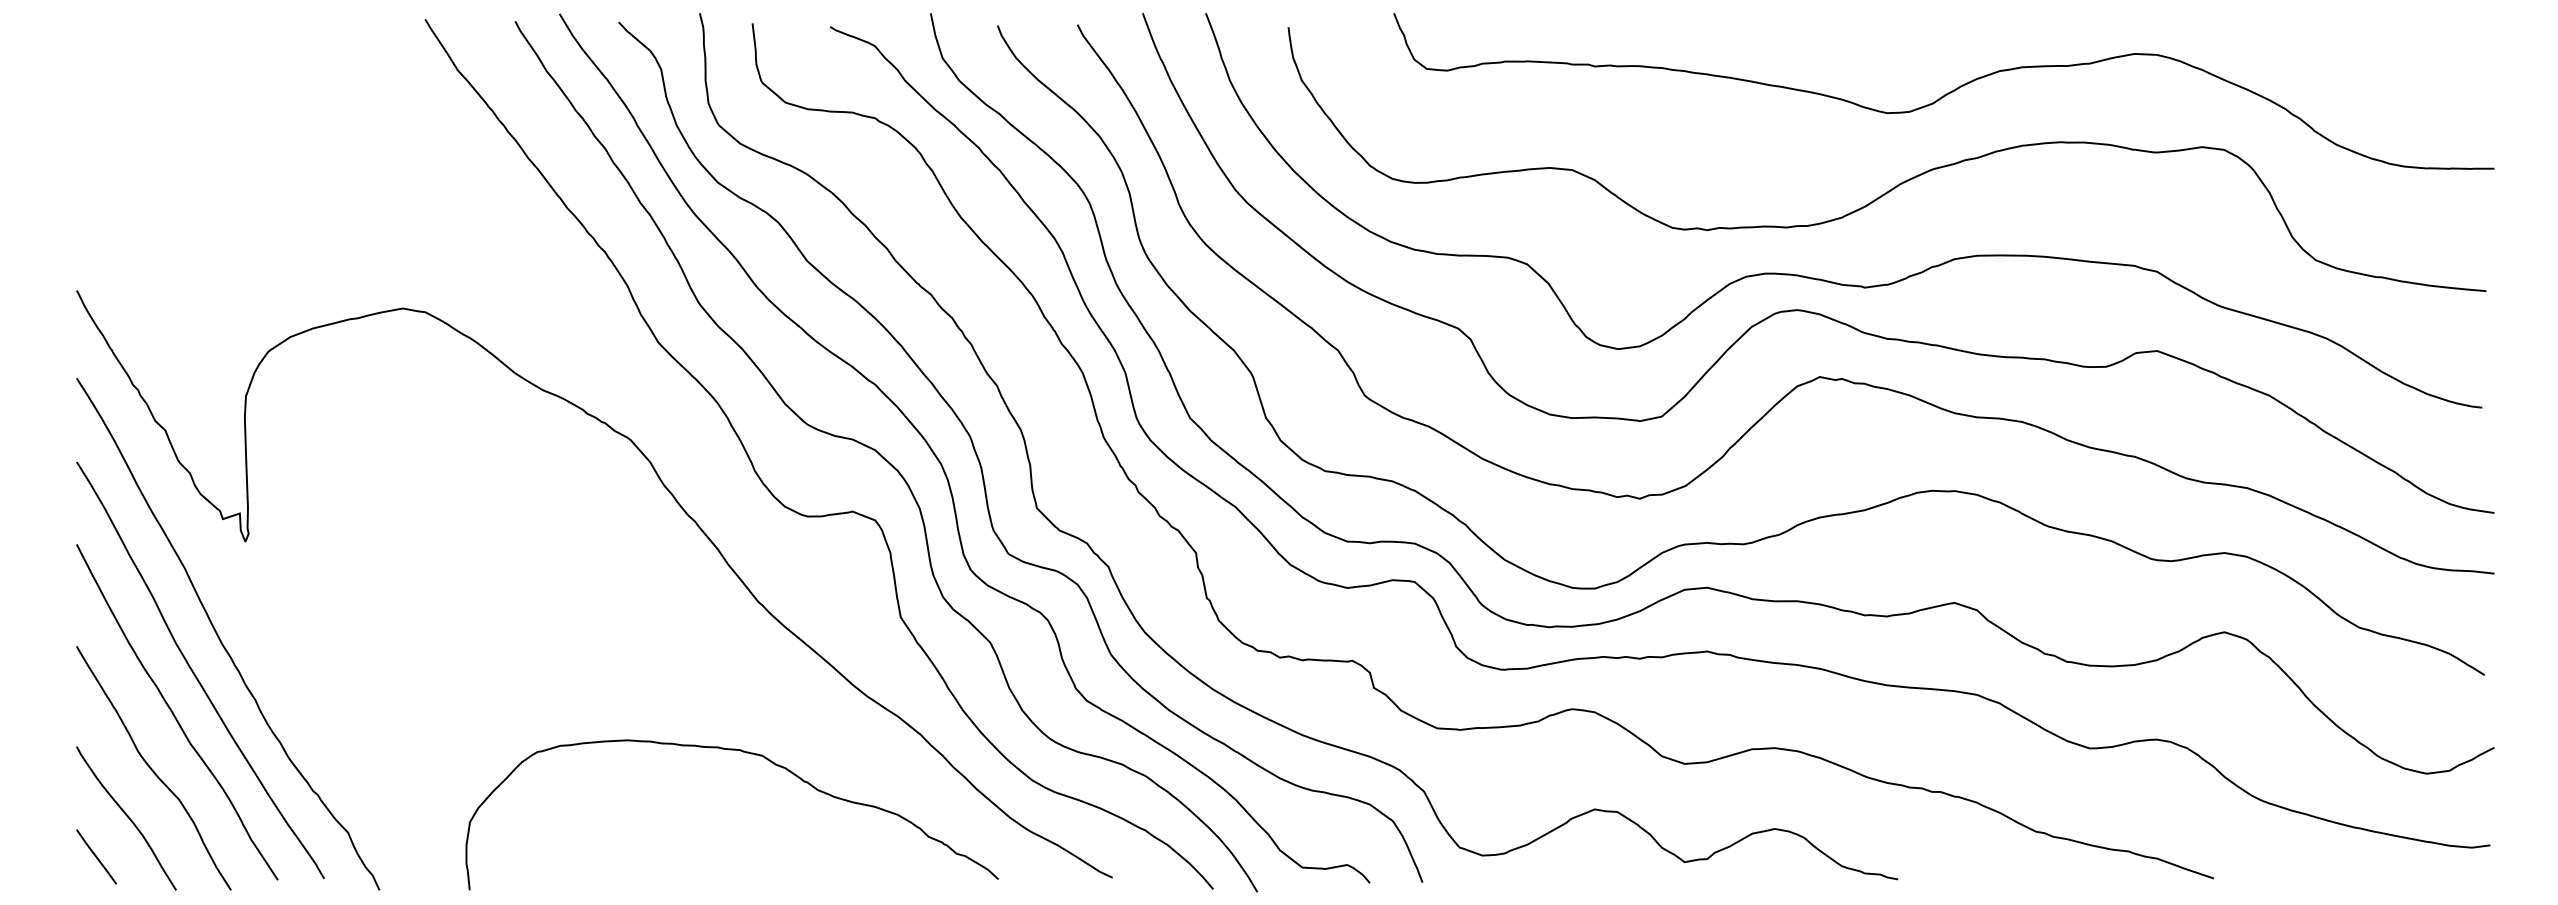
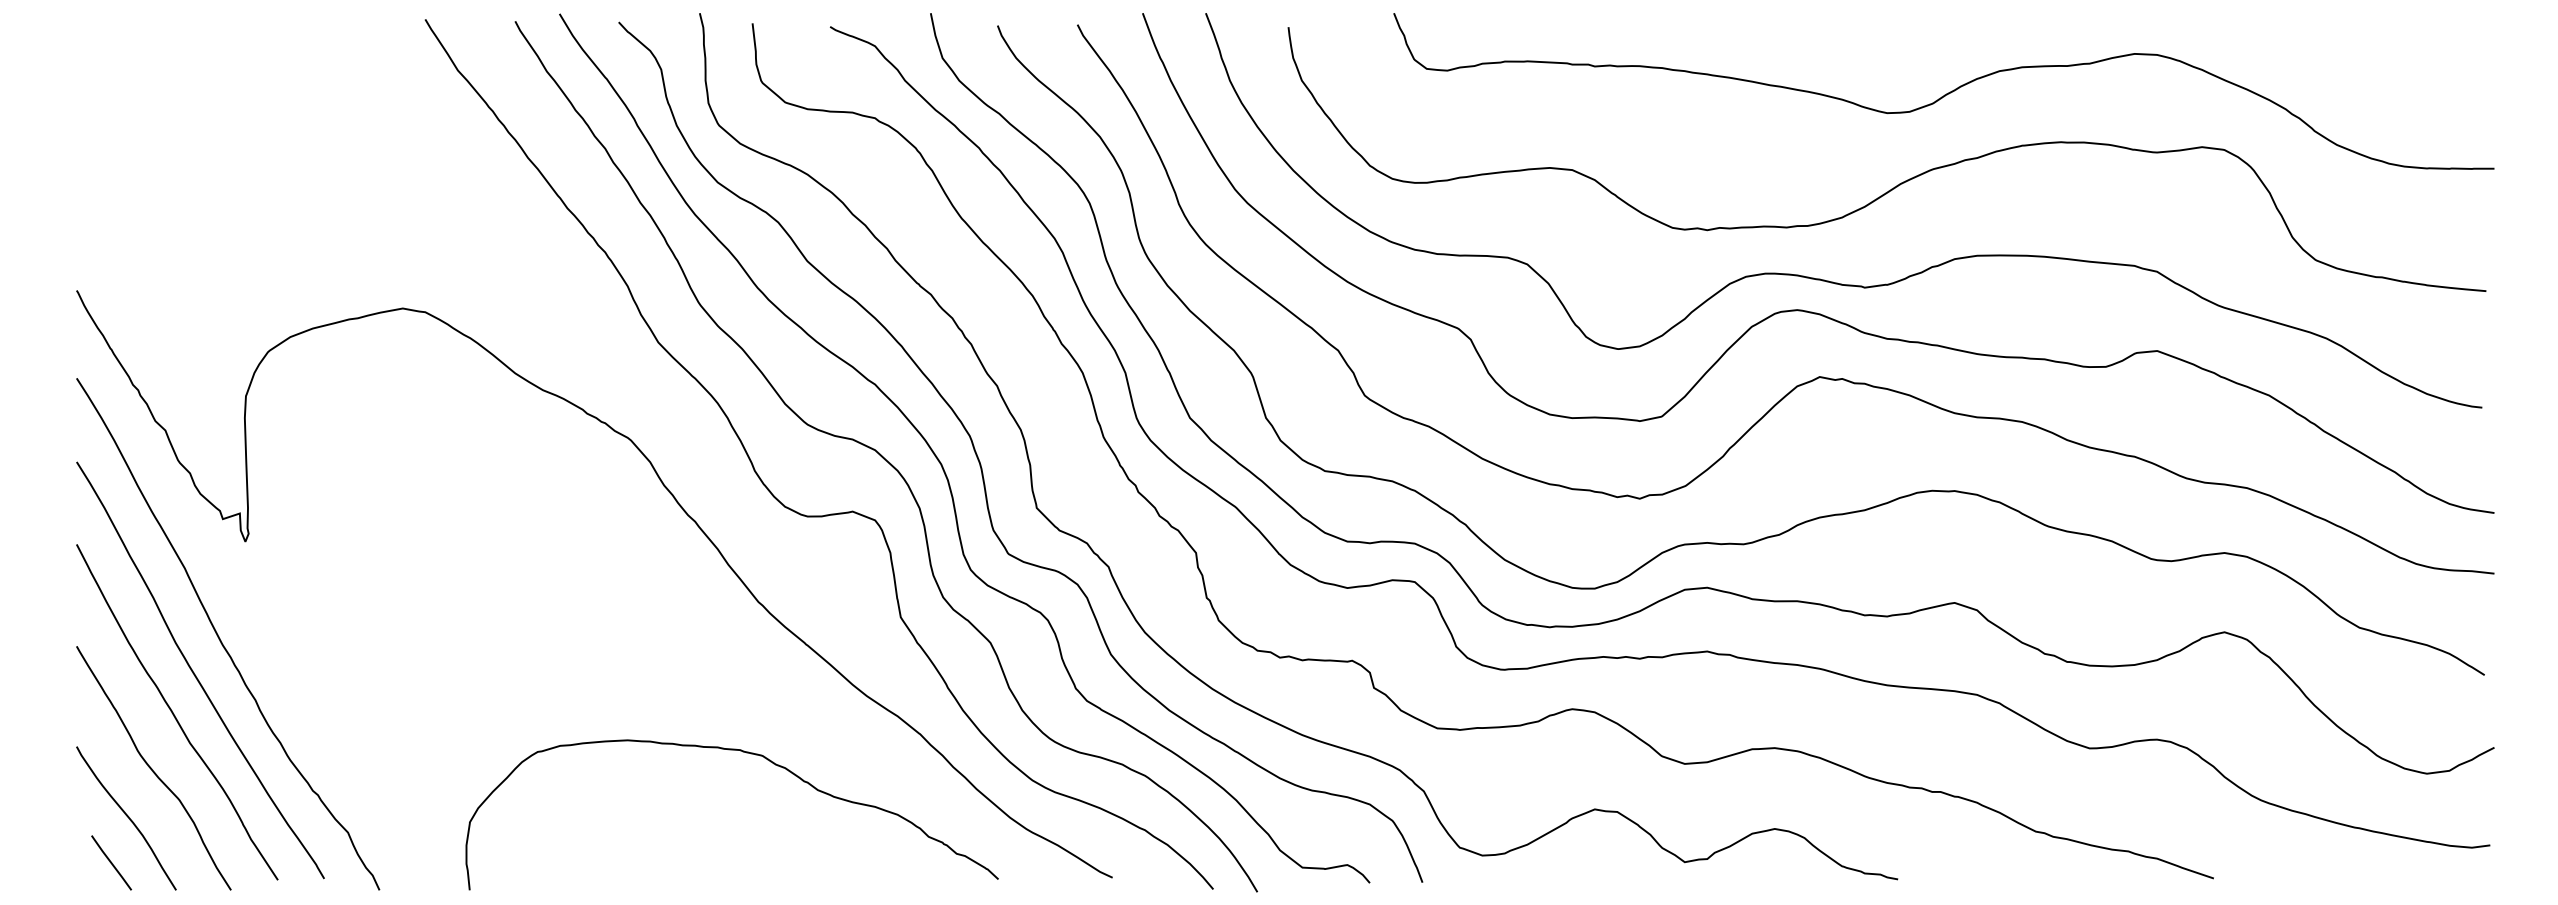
line position: (96, 856) -> (111, 862) (111, 862)
